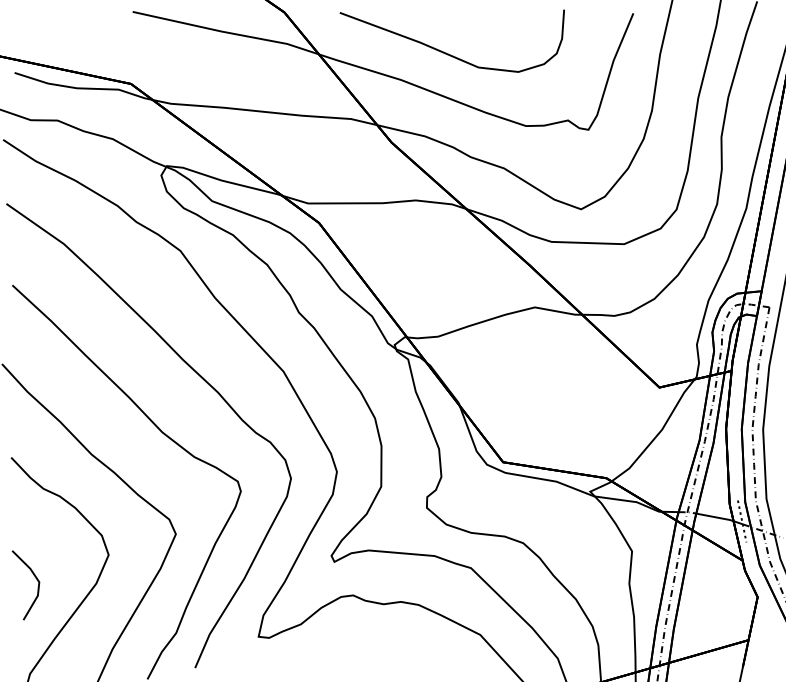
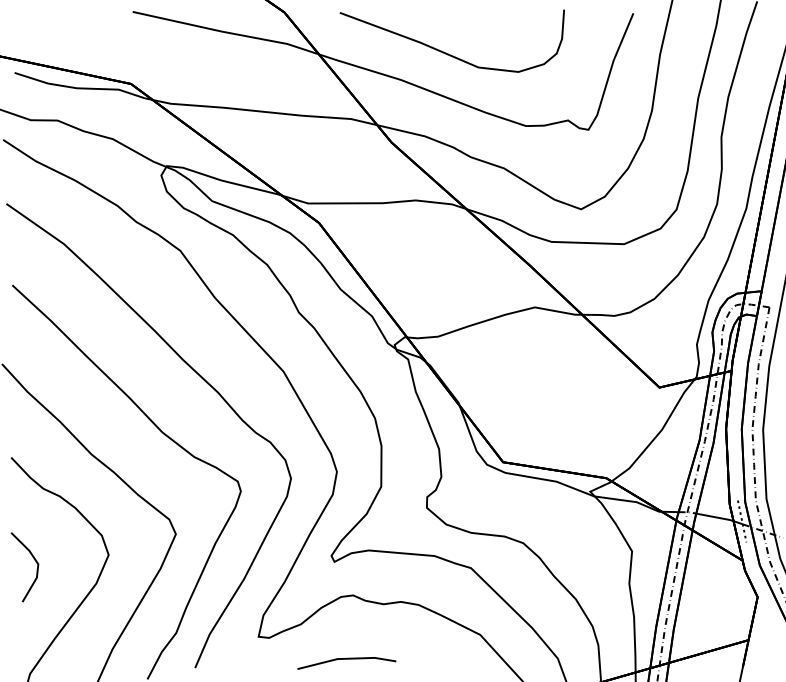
line position: (37, 587) -> (36, 569) (36, 569)
line: none -> present (346, 659)
